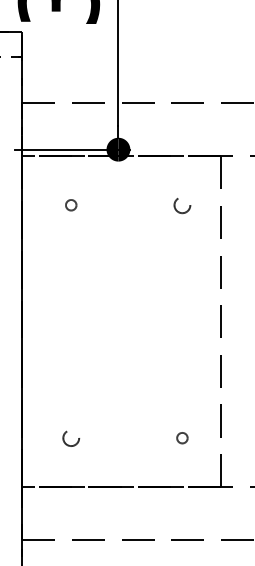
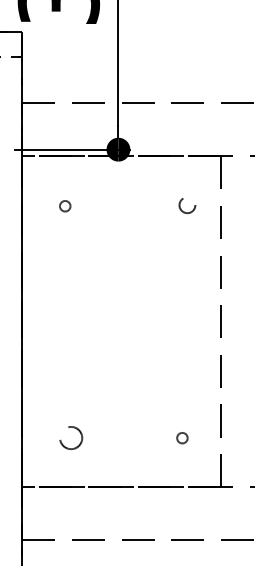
circle position: (71, 205) -> (65, 206) (65, 206)
circle position: (182, 206) -> (187, 206) (187, 206)
circle size: 19x17 px -> 25x24 px (71, 437)
